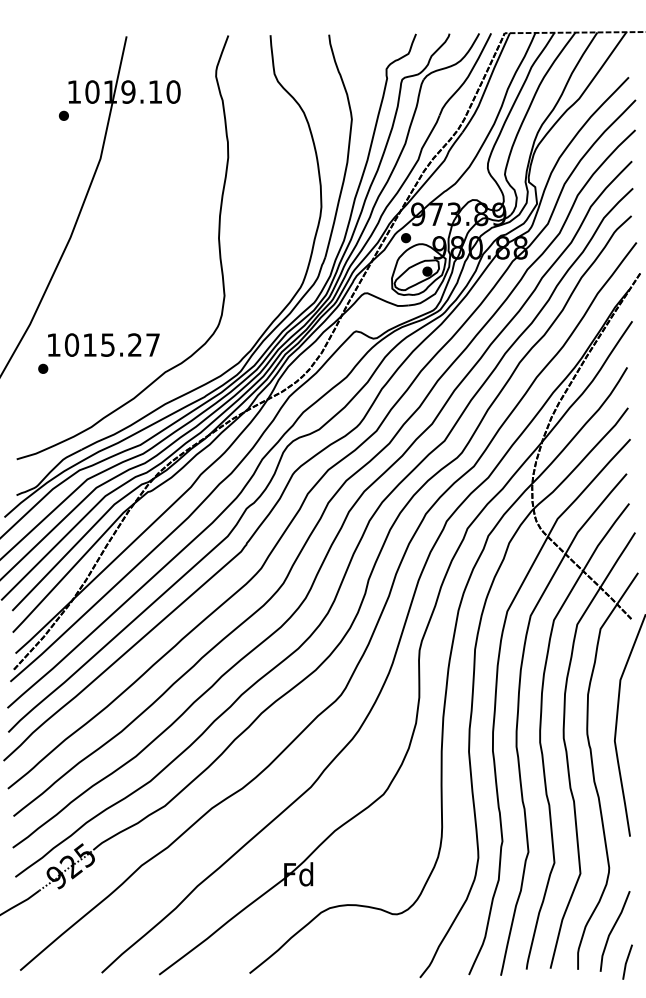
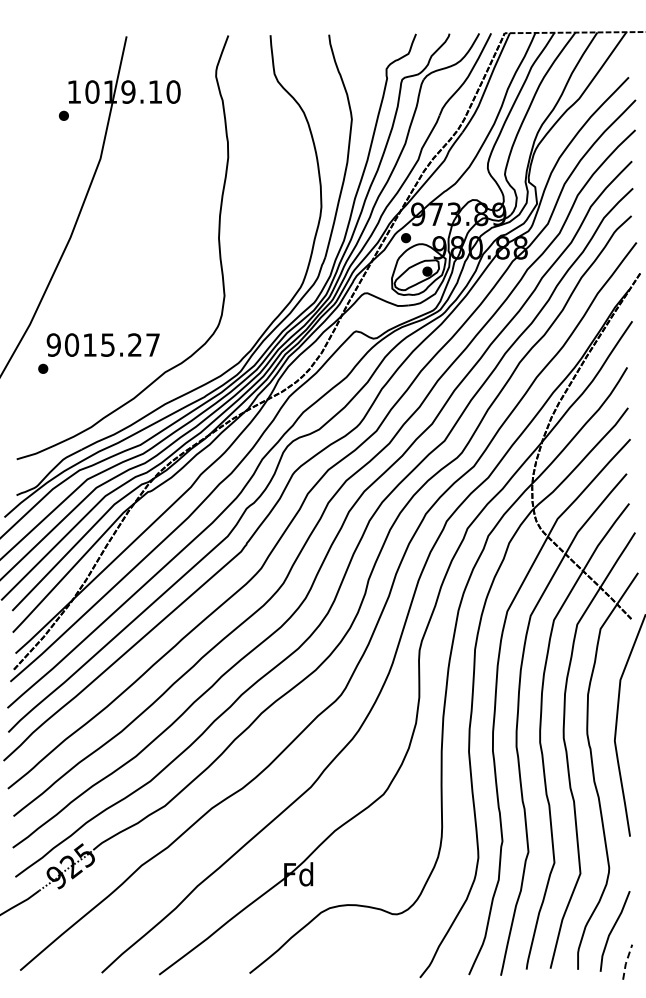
text: 1015.27 -> 9015.27 (53, 344)
line: solid -> dashed (626, 962)
